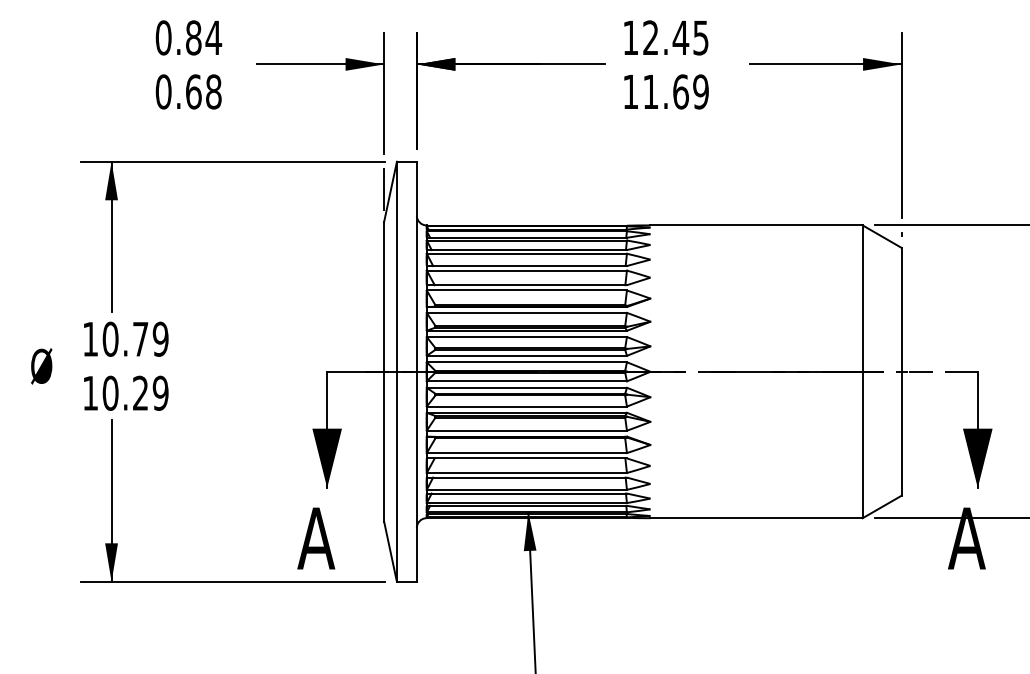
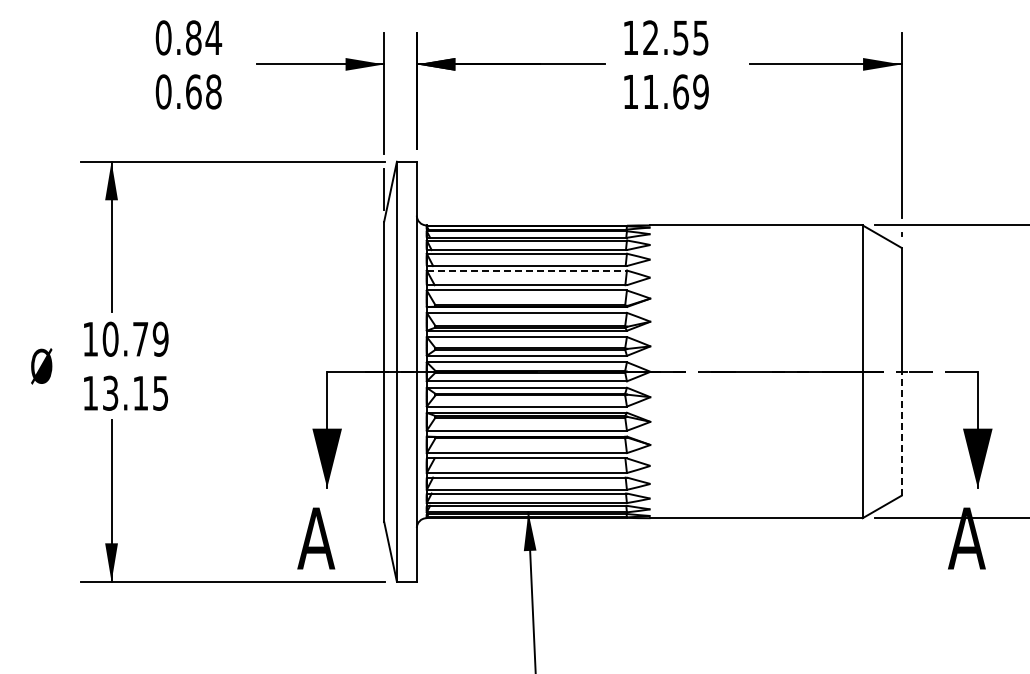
text: 12.45 -> 12.55 (680, 37)
line: solid -> dashed (527, 270)
text: 10.29 -> 13.15 (135, 392)
line: solid -> dashed (901, 433)
